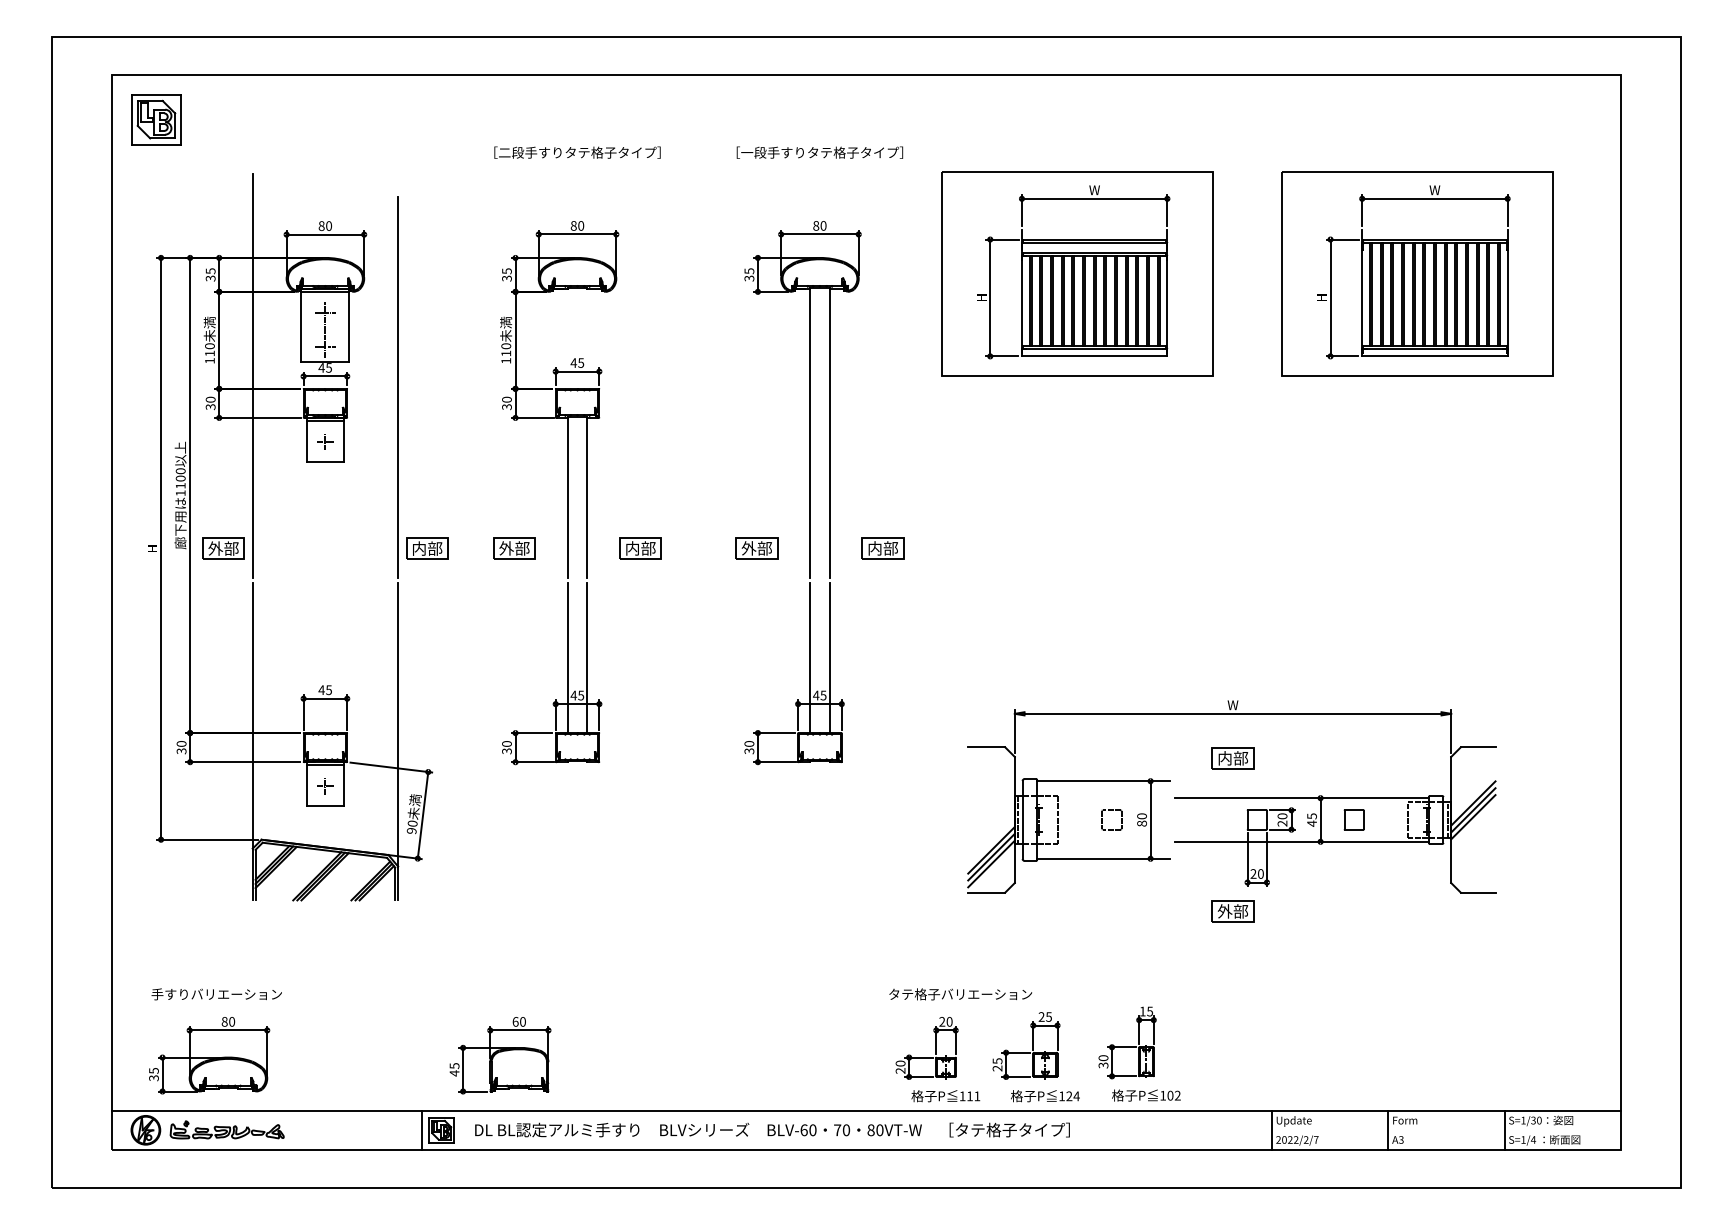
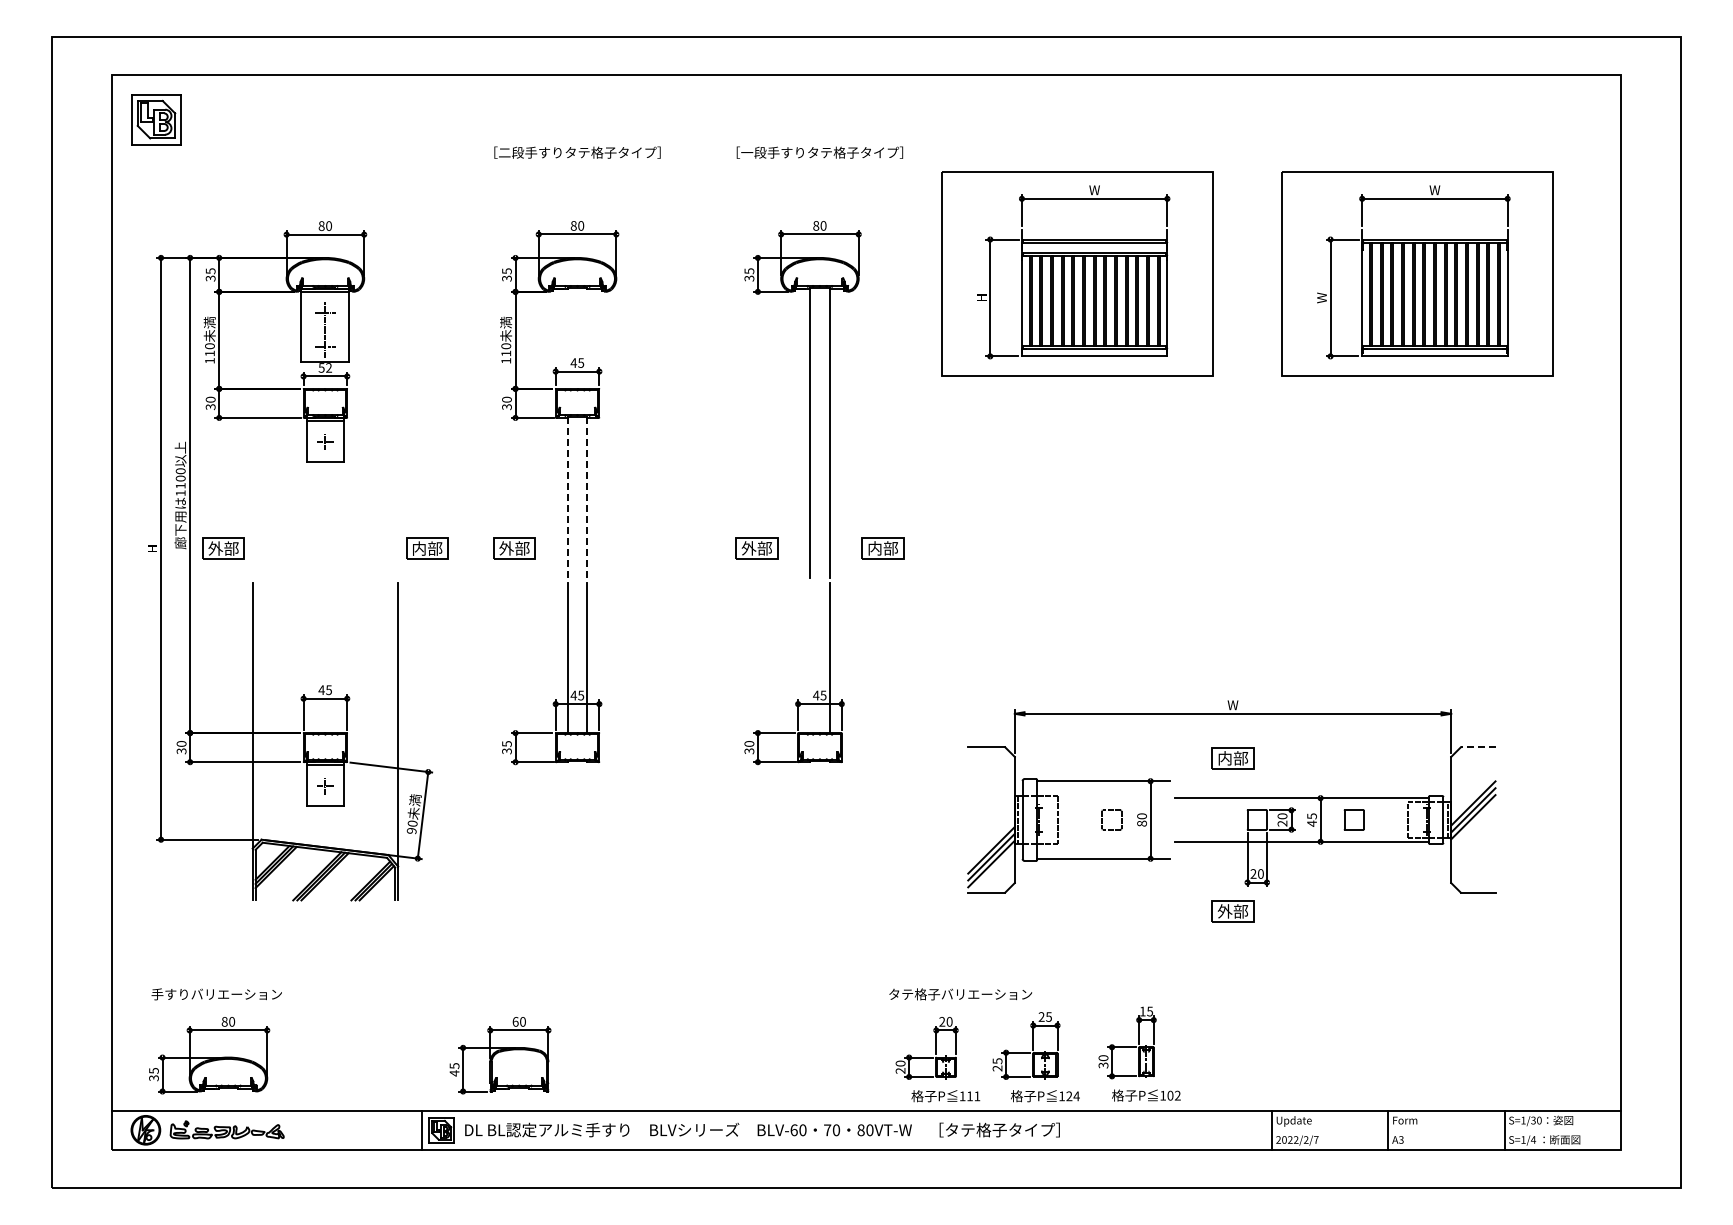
text: H -> W (1321, 297)
text: 45 -> 52 (324, 367)
line: present -> none (252, 375)
line: present -> none (398, 386)
line: solid -> dashed (567, 497)
line: solid -> dashed (587, 497)
part: present -> none (640, 548)
line: present -> none (810, 657)
text: 30 -> 35 (506, 743)
line: solid -> dashed (1477, 747)
text position: (772, 1129) -> (762, 1129) (762, 1129)
